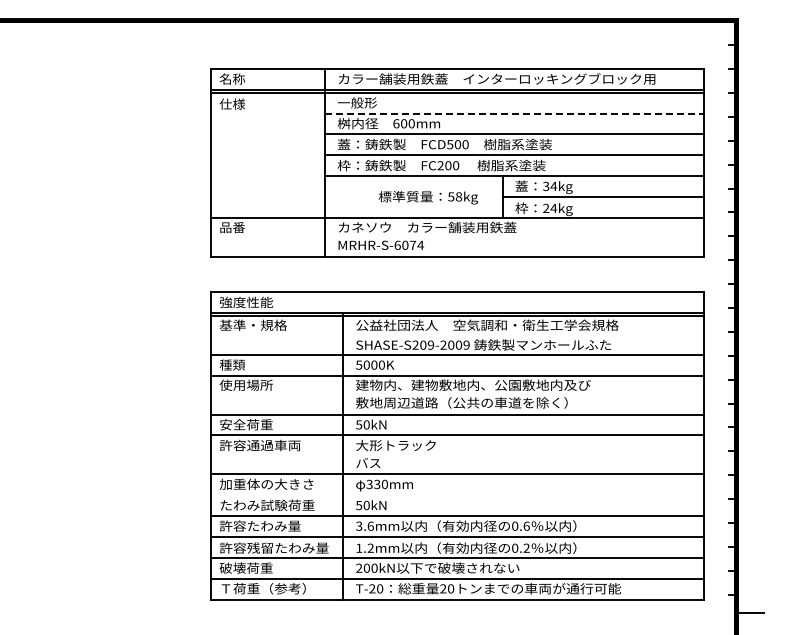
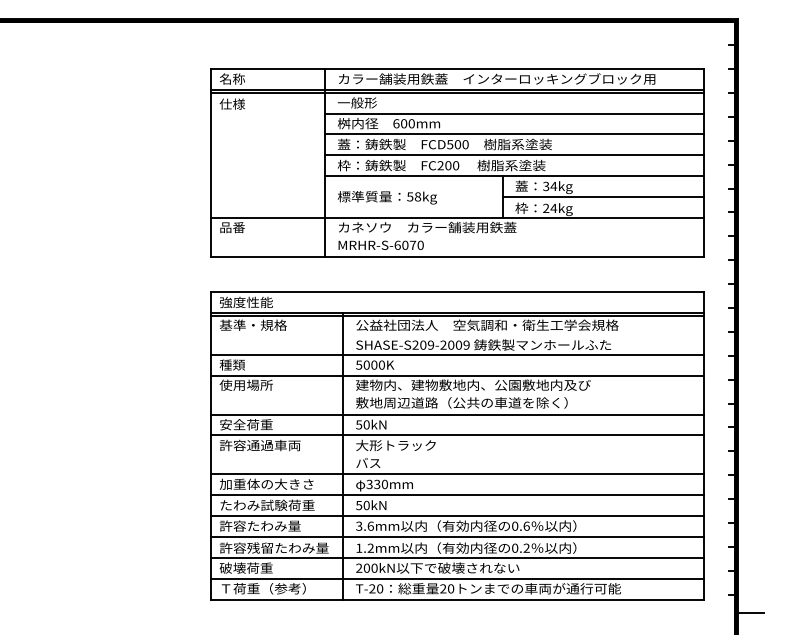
line: dashed -> solid (514, 113)
text position: (427, 197) -> (386, 197) (386, 197)
text: MRHR-S-6074 -> MRHR-S-6070 (420, 244)
line: none -> present (457, 495)
